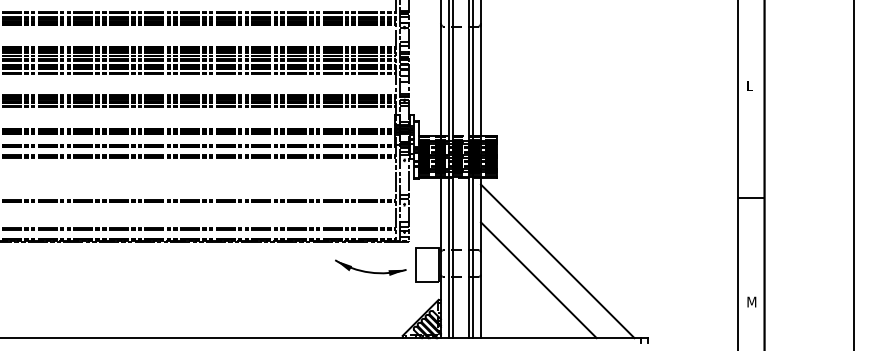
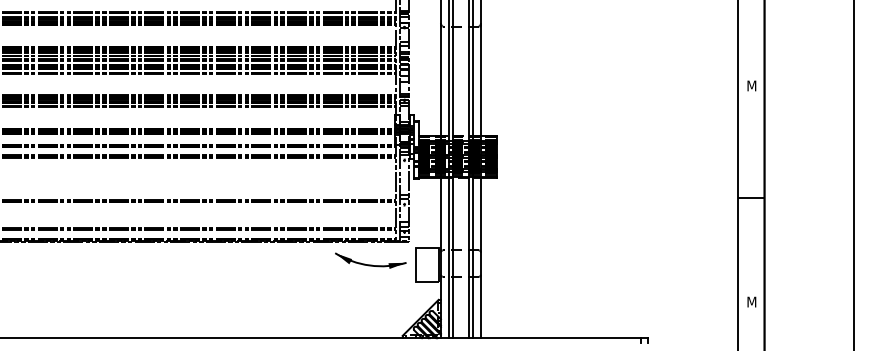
text: L -> M (751, 85)
line: present -> none (557, 261)
part position: (370, 267) -> (370, 260) (370, 260)
line: present -> none (538, 280)
